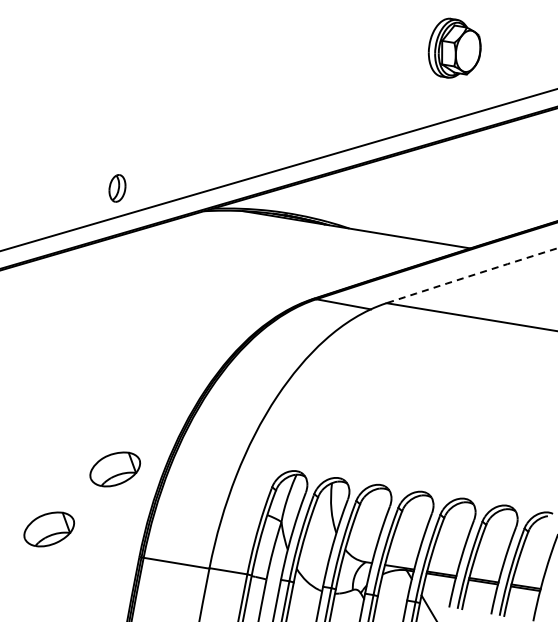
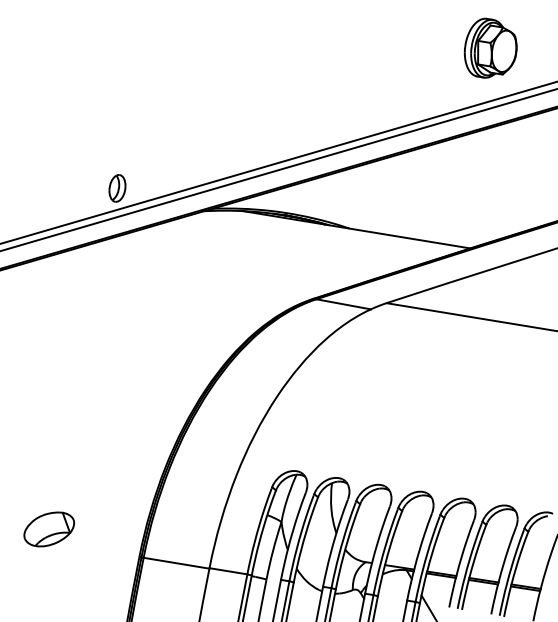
part position: (454, 47) -> (490, 47) (490, 47)
line: none -> present (278, 162)
arc: dashed -> solid (472, 275)
part: present -> none (115, 469)
